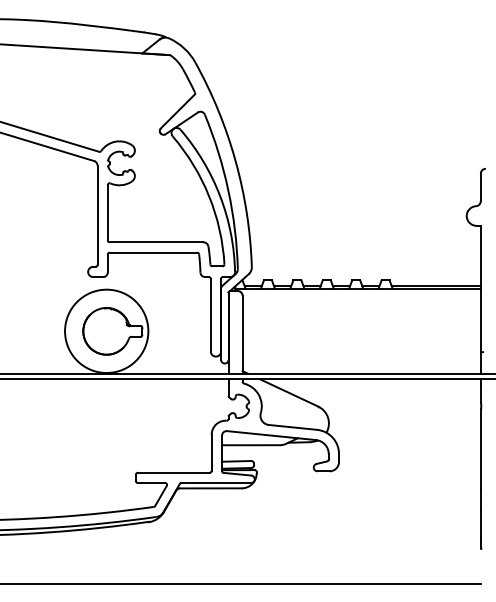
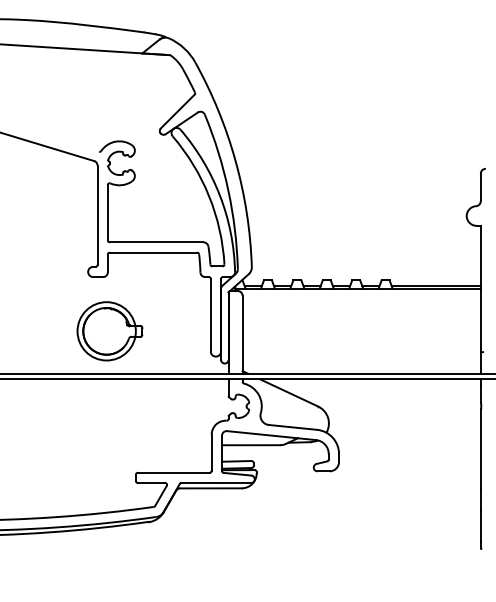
line: present -> none (50, 136)
circle diameter: 83 px -> 58 px (106, 331)
line: present -> none (241, 583)
